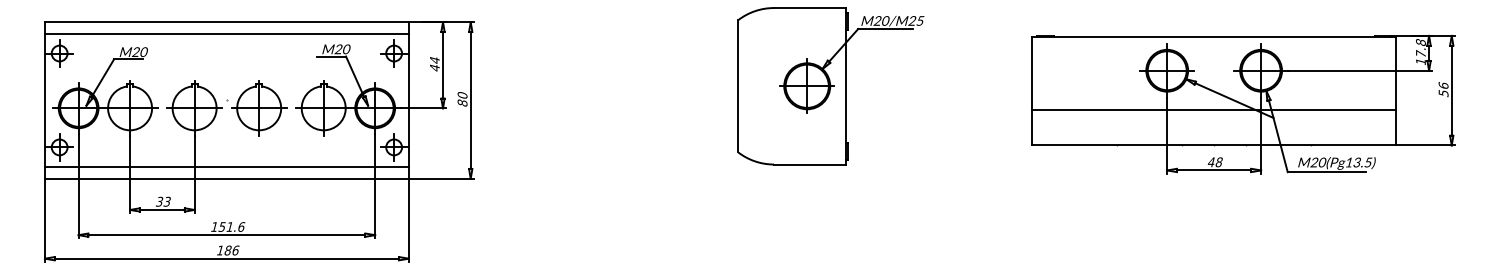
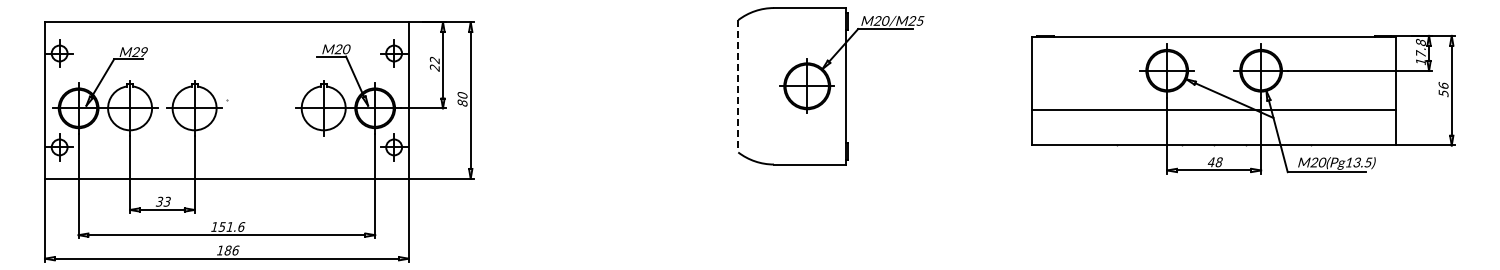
line: present -> none (226, 34)
text: M20 -> M29 (143, 53)
text: 44 -> 22 (434, 63)
line: solid -> dashed (738, 86)
part: present -> none (259, 108)
line: present -> none (226, 166)
